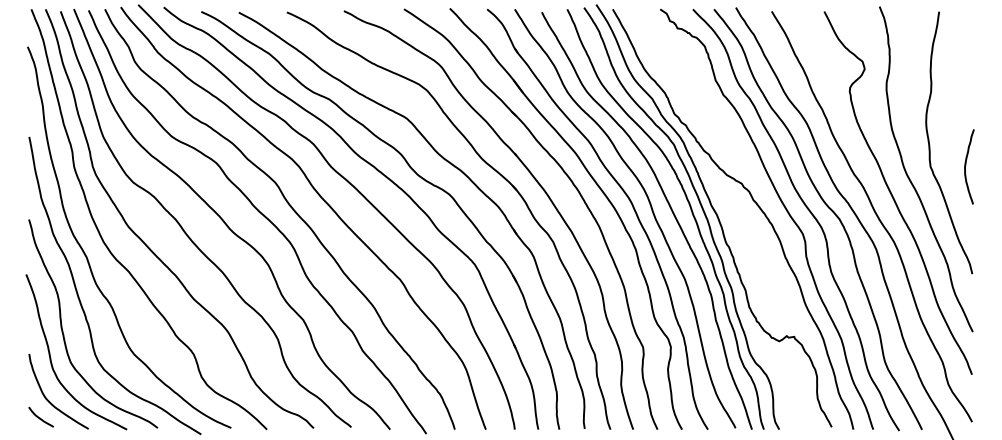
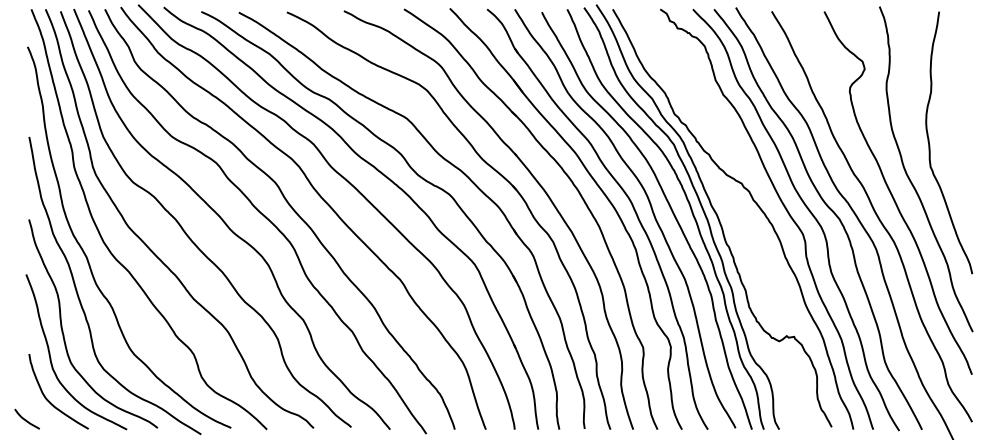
curve: present -> none (966, 165)
curve position: (40, 417) -> (26, 419) (26, 419)
